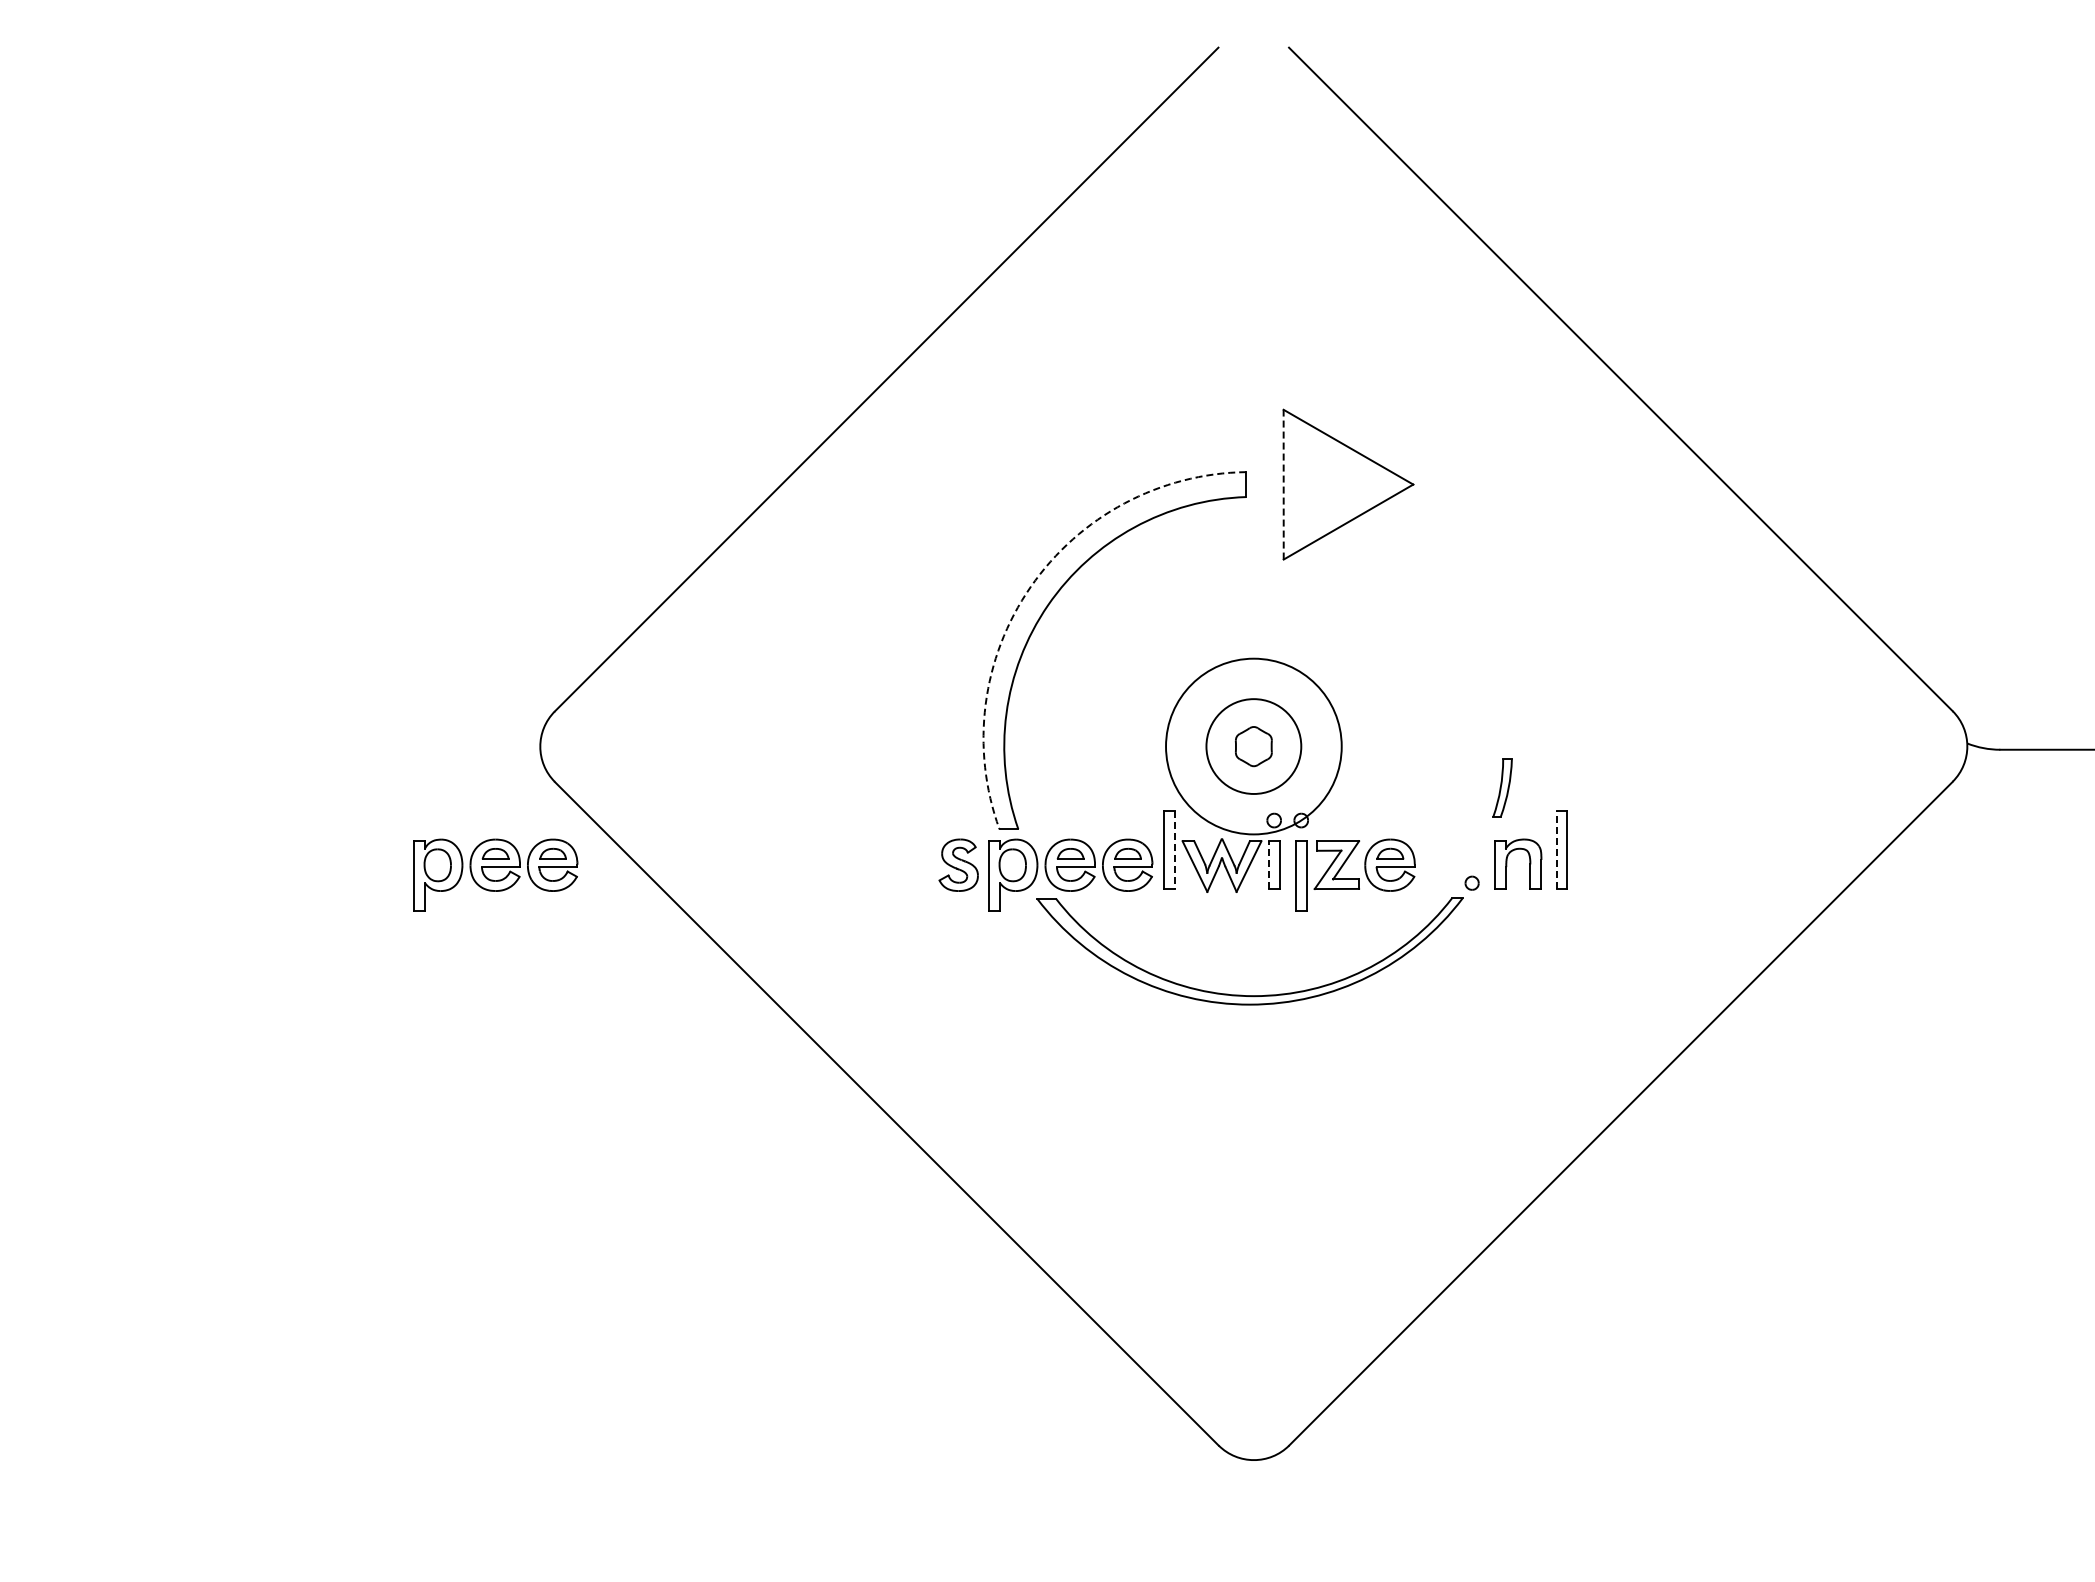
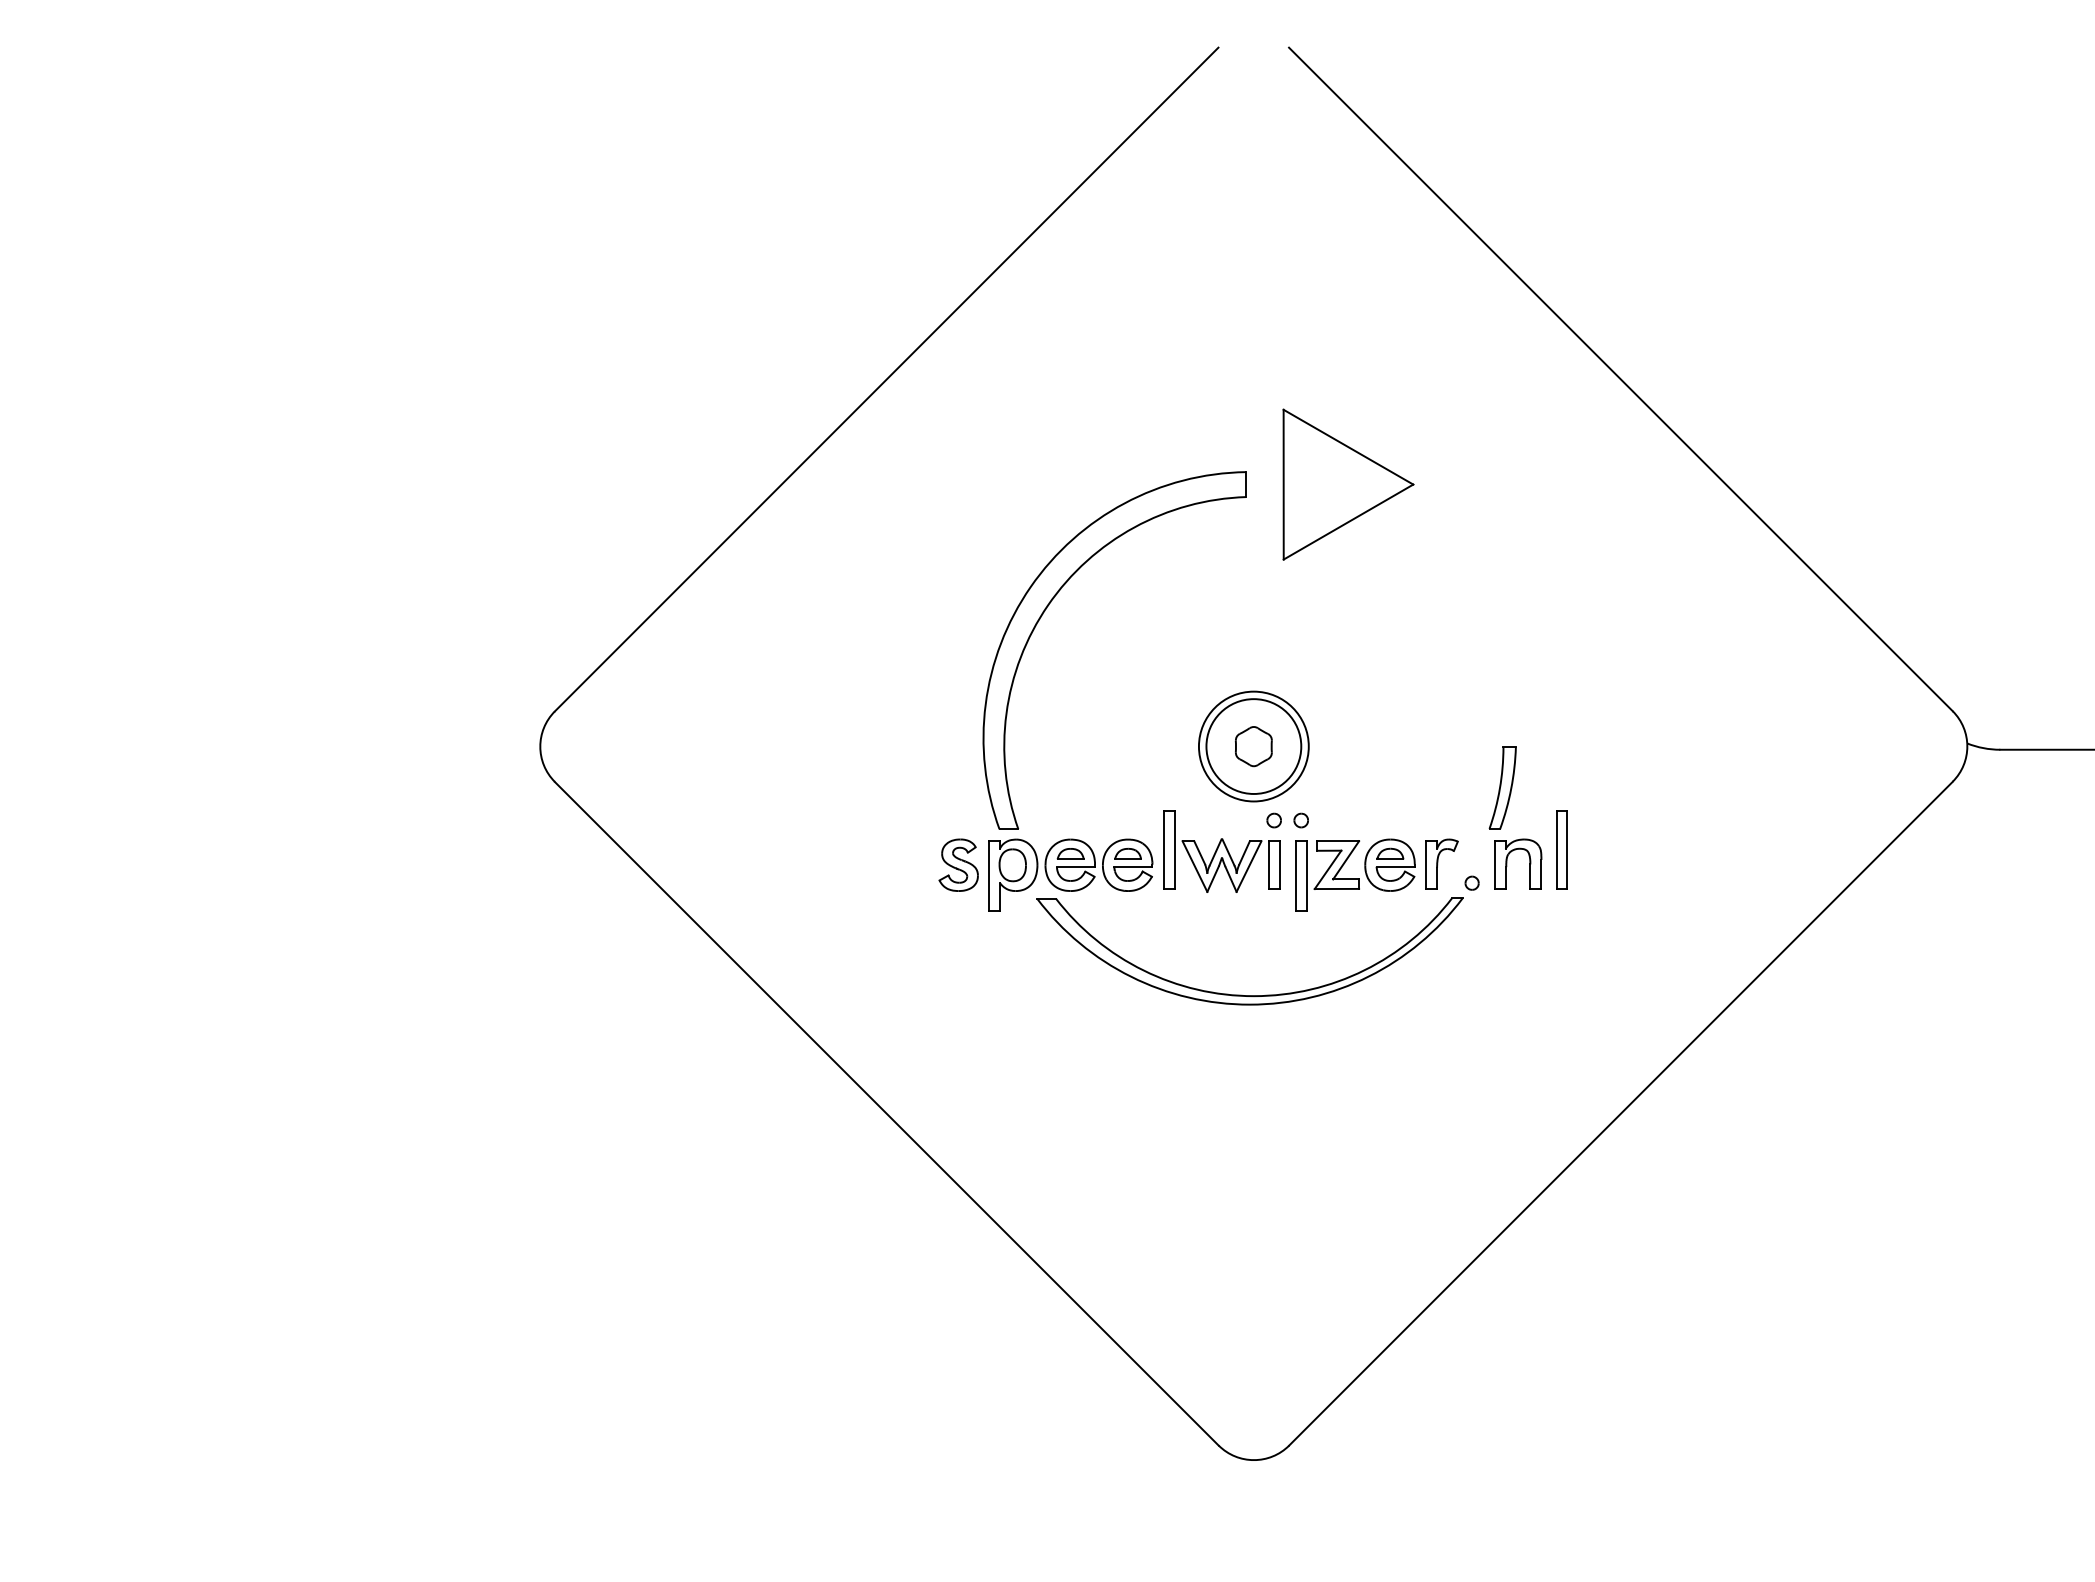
line: dashed -> solid (1283, 484)
arc: dashed -> solid (1030, 587)
circle diameter: 176 px -> 110 px (1253, 746)
part size: 21x60 px -> 29x84 px (1502, 787)
line: dashed -> solid (1556, 849)
line: dashed -> solid (1175, 850)
part: none -> present (1441, 863)
line: dashed -> solid (1268, 865)
part: present -> none (495, 874)
